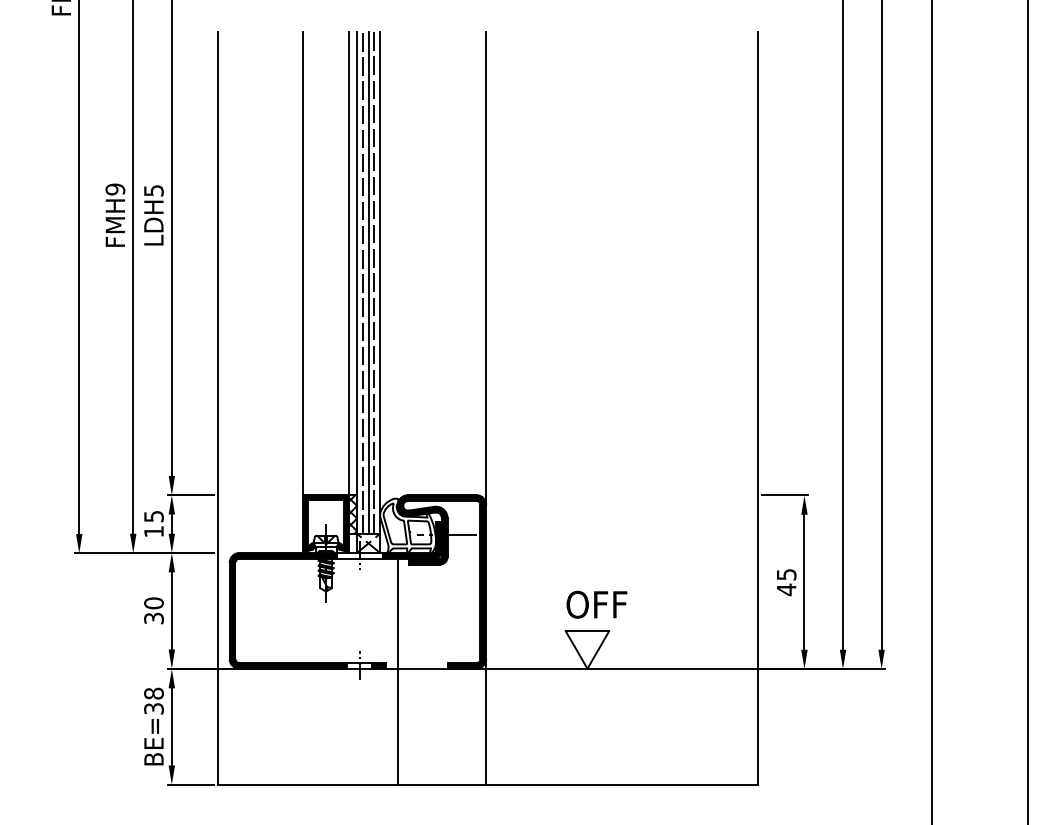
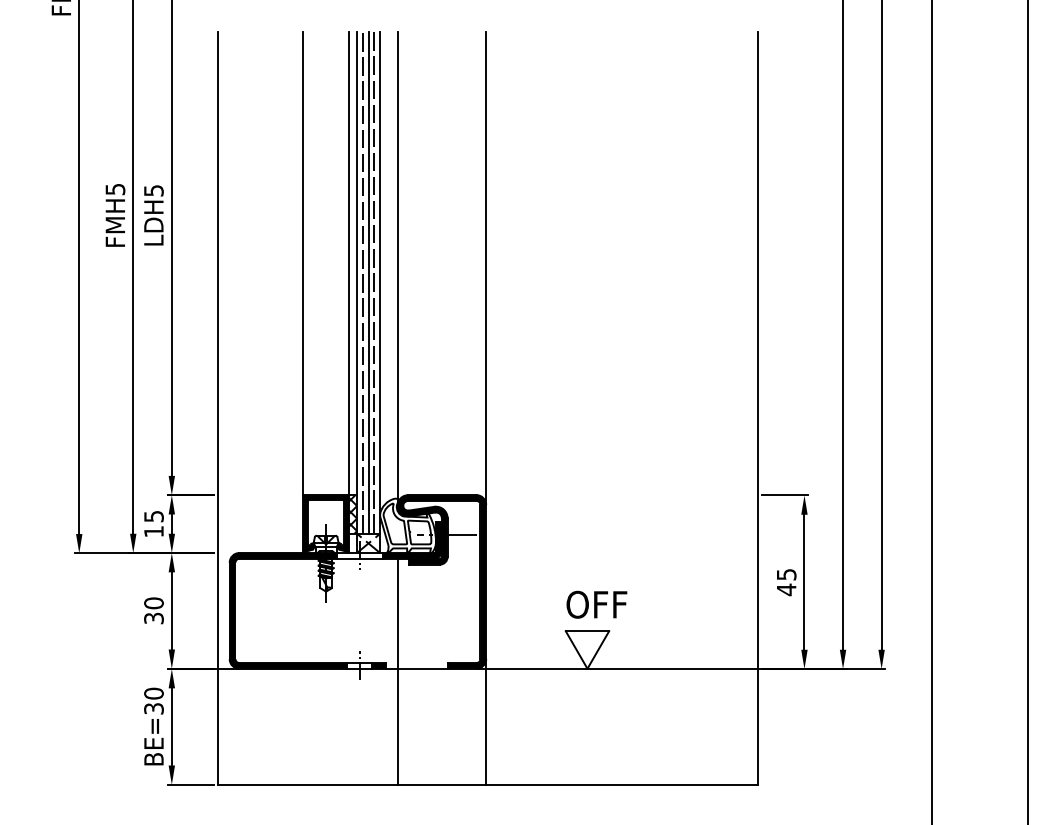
text: FMH9 -> FMH5 (114, 189)
line: none -> present (397, 268)
text: BE=38 -> BE=30 (153, 693)
